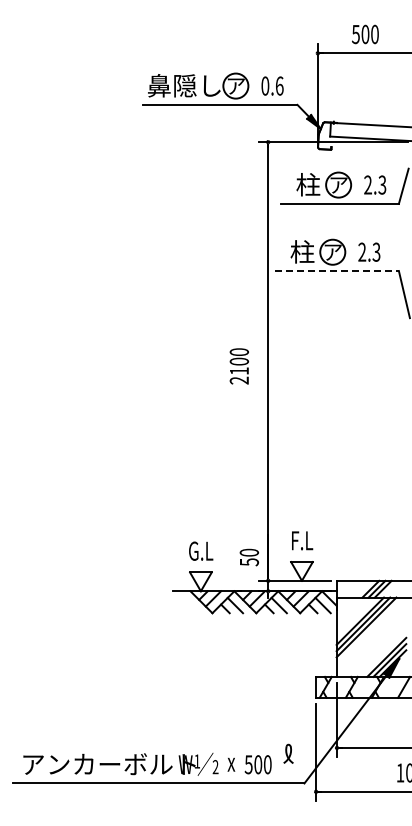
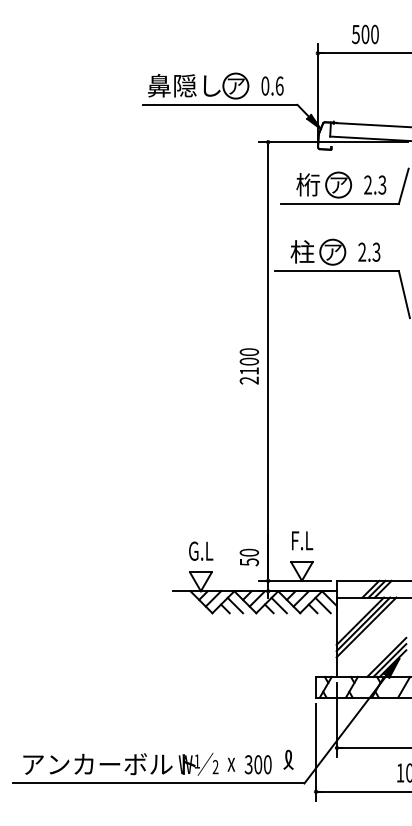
text: 柱 -> 桁 (308, 184)
line: dashed -> solid (337, 271)
text position: (238, 366) -> (248, 366) (248, 366)
part position: (288, 753) -> (288, 759) (288, 759)
text: 500 -> 300 (248, 764)
